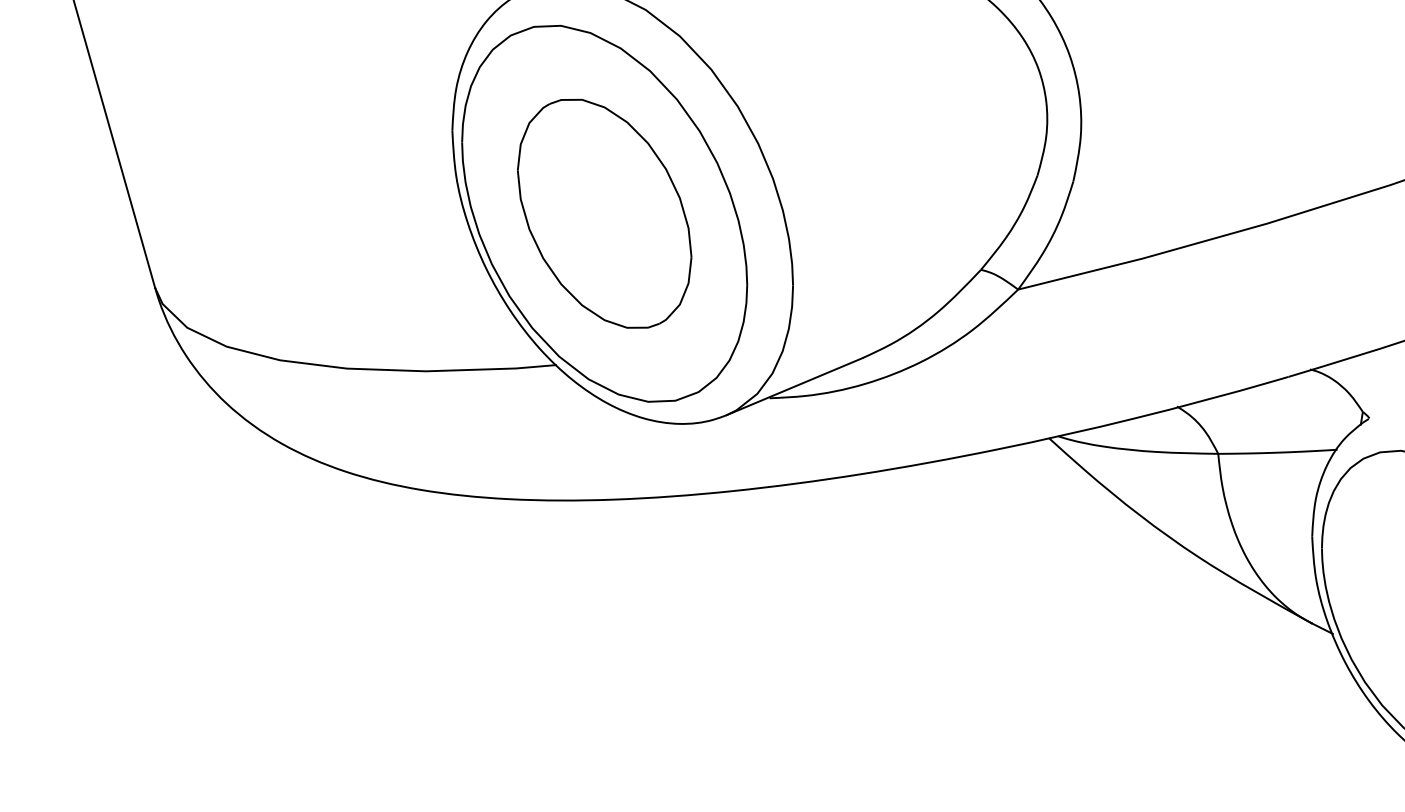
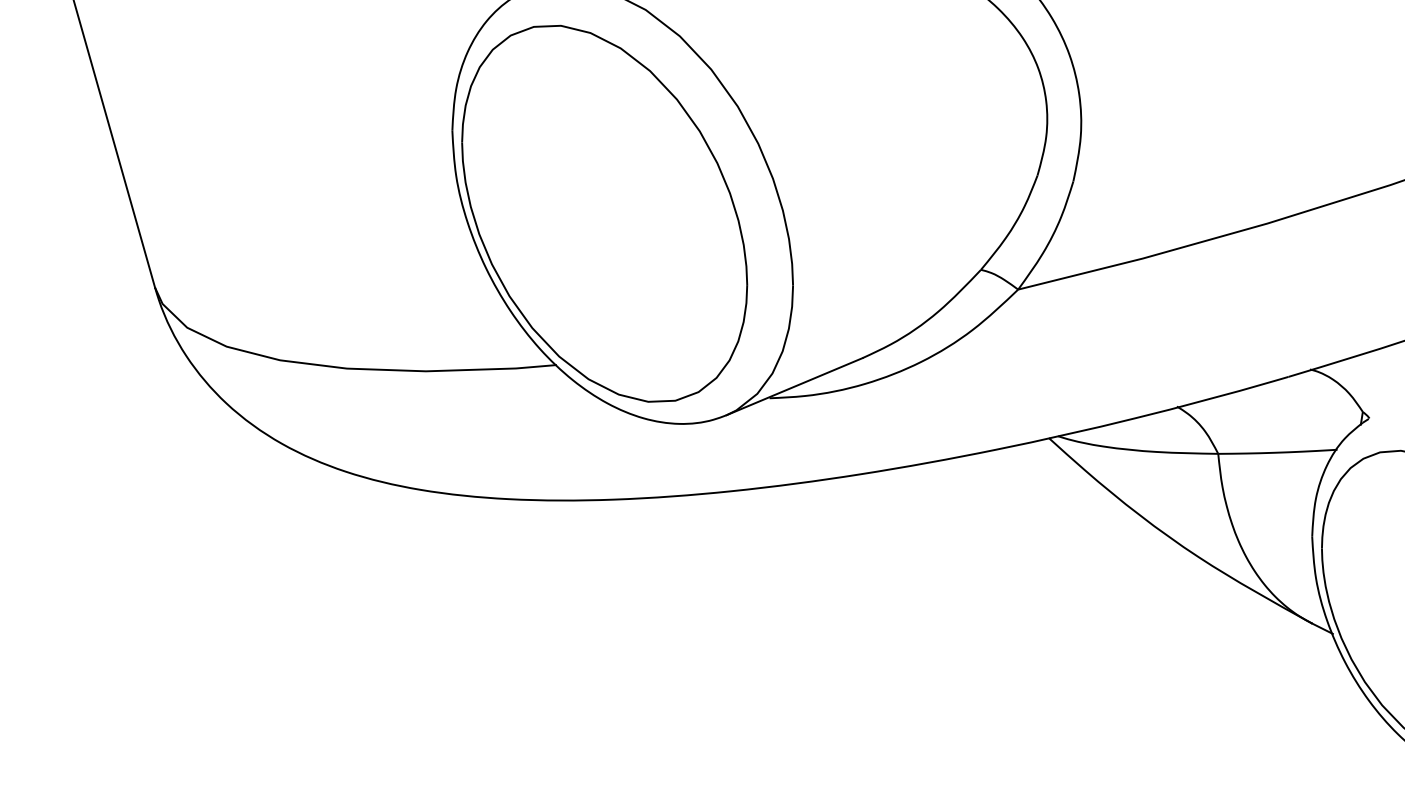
part: present -> none (604, 213)
